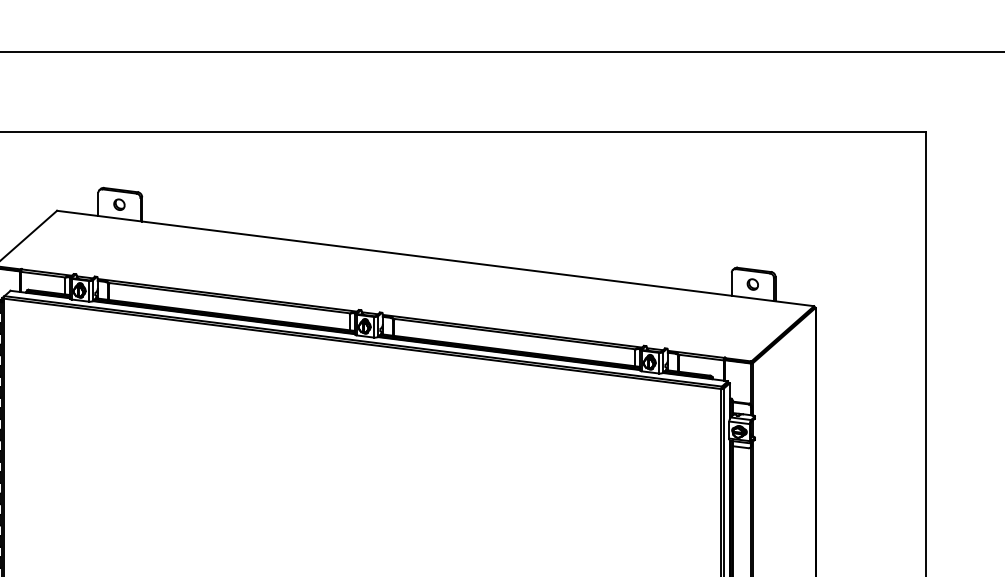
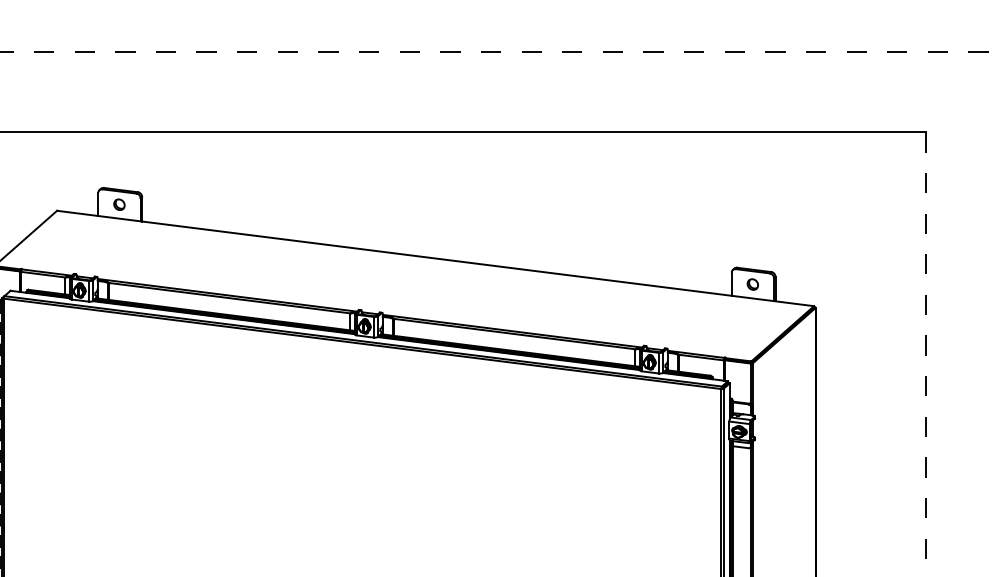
line: solid -> dashed (502, 52)
line: solid -> dashed (926, 354)
